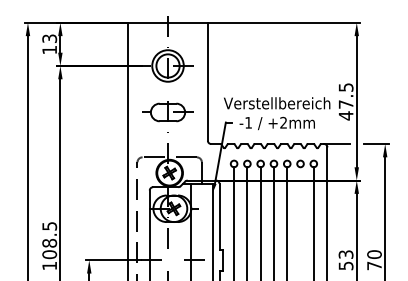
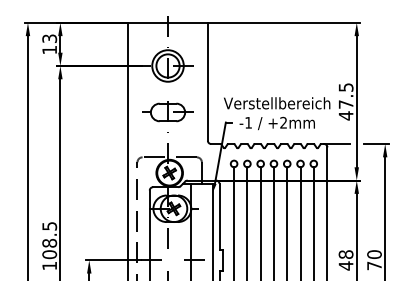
line: none -> present (300, 222)
text: 53 -> 48 (345, 260)
